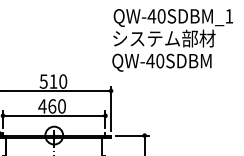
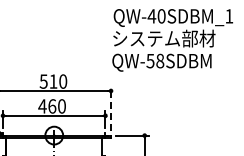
text: QW-40SDBM -> QW-58SDBM (155, 61)
line: solid -> dashed (111, 108)
